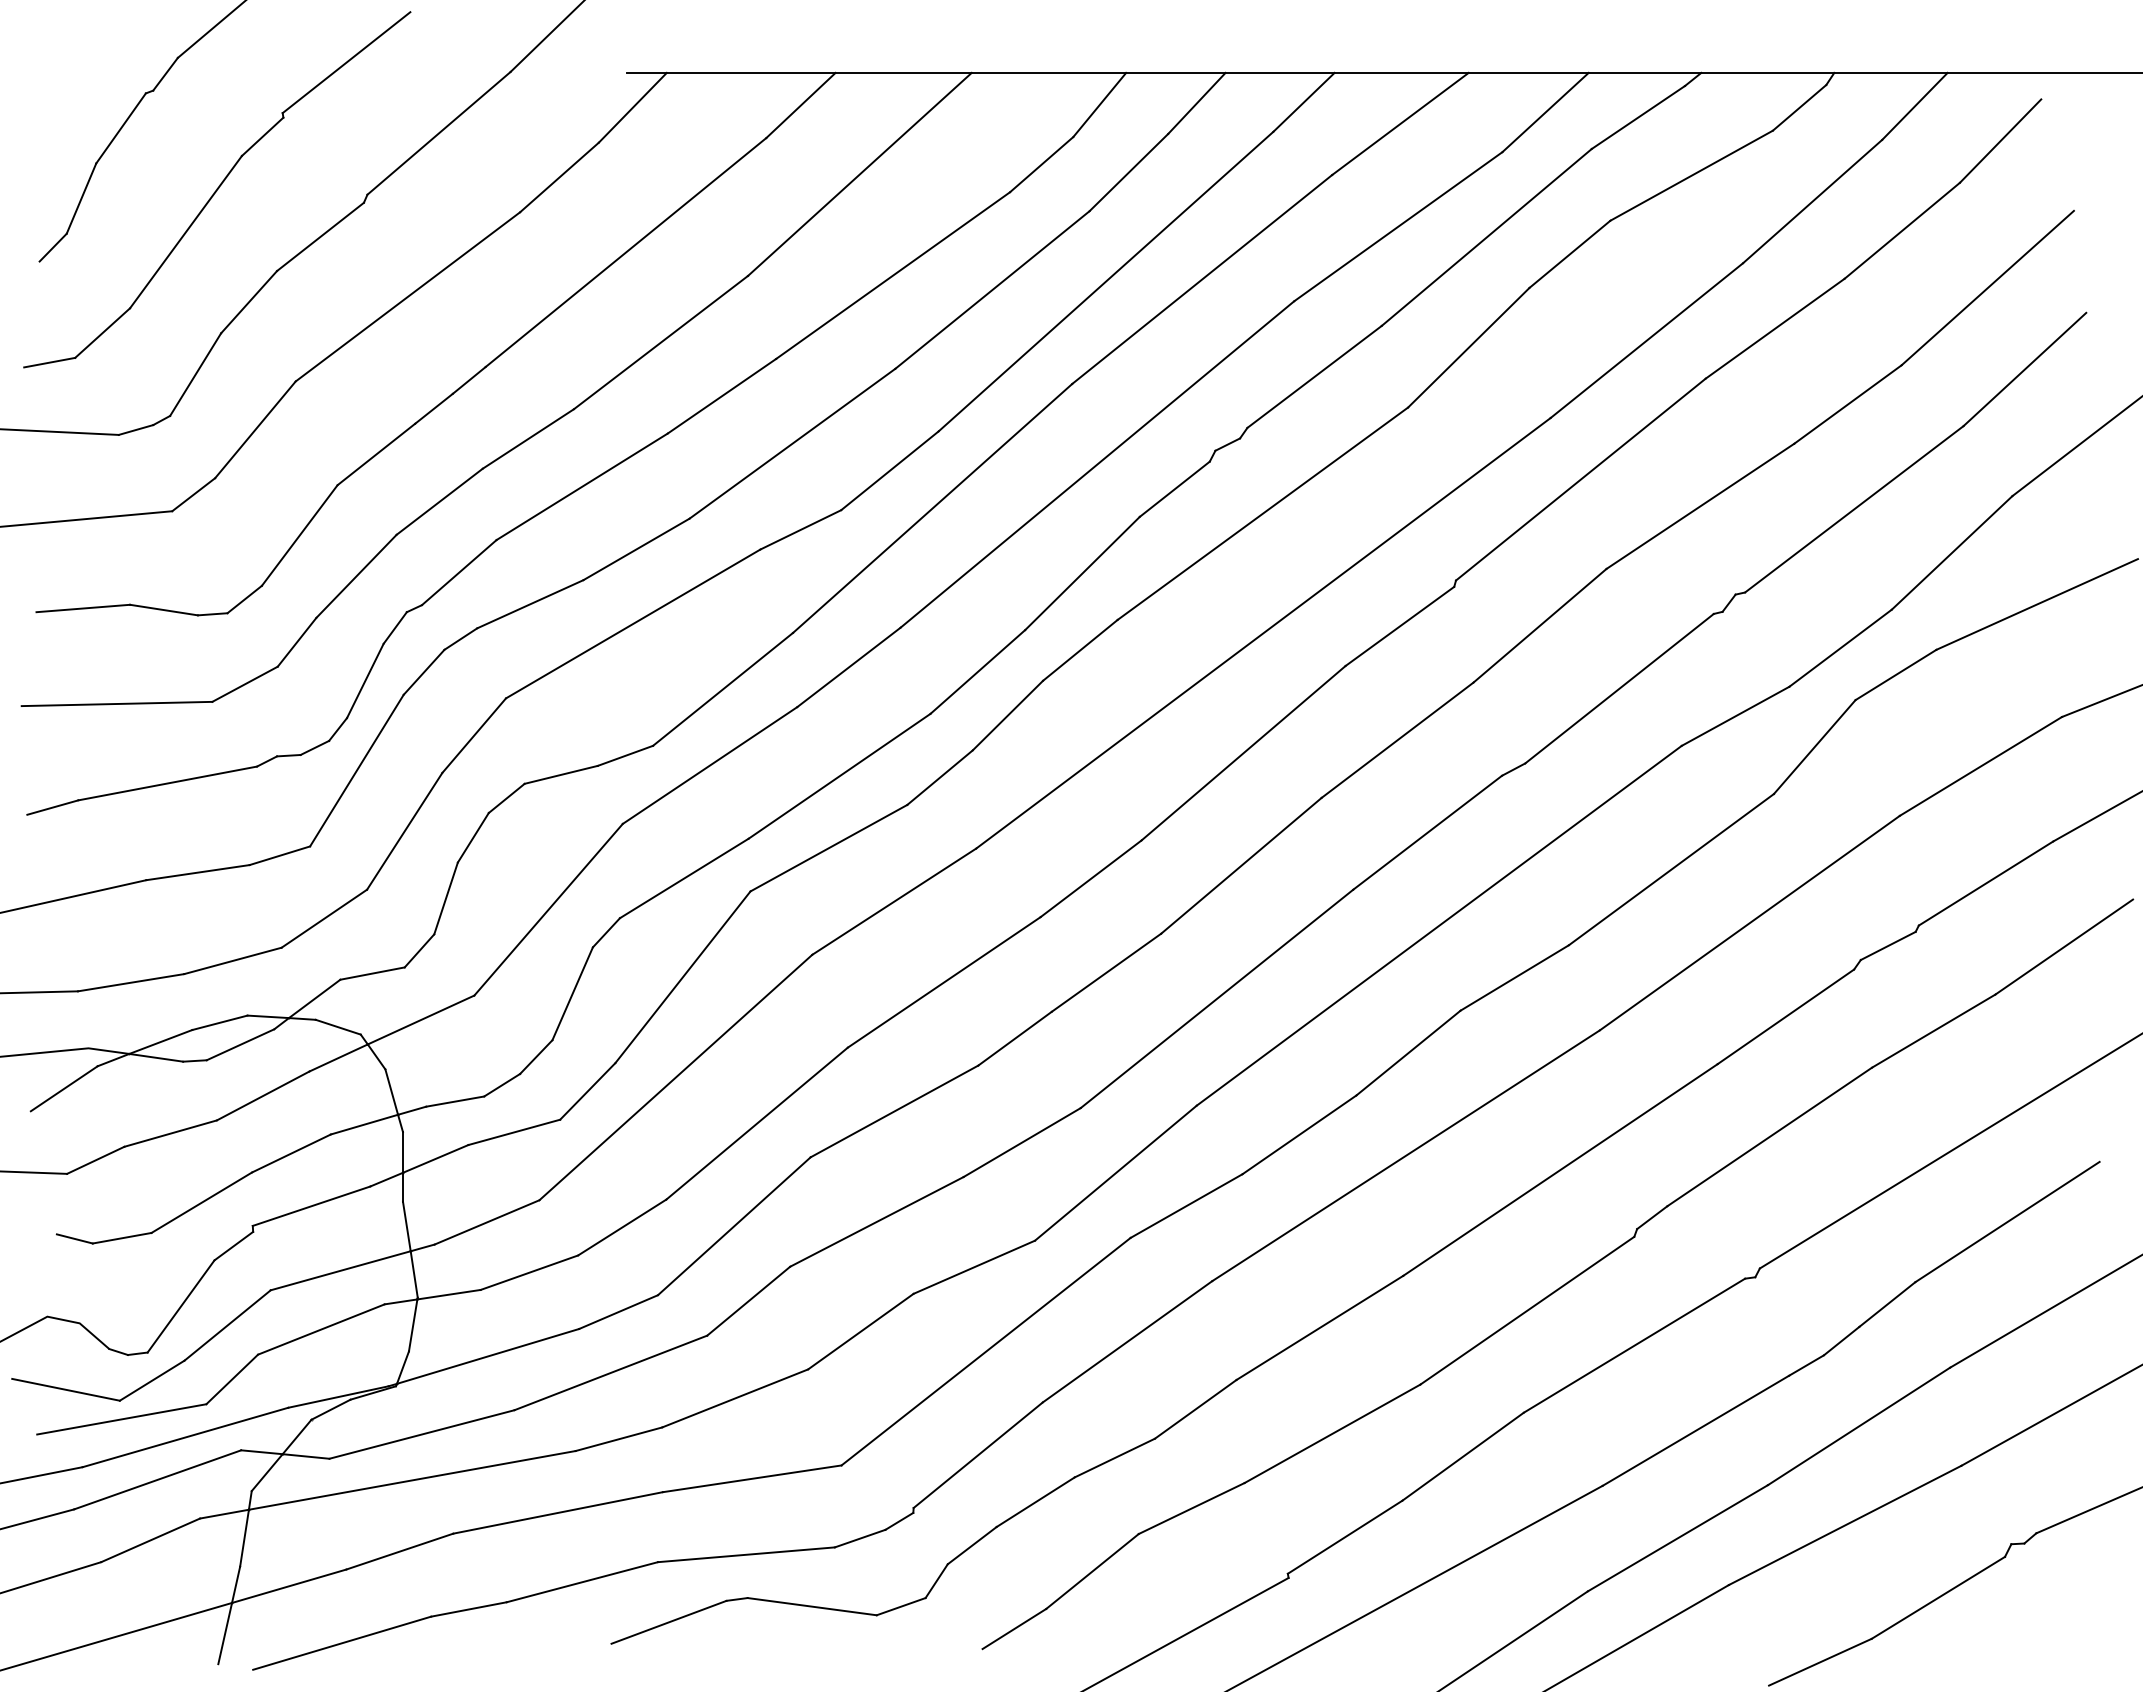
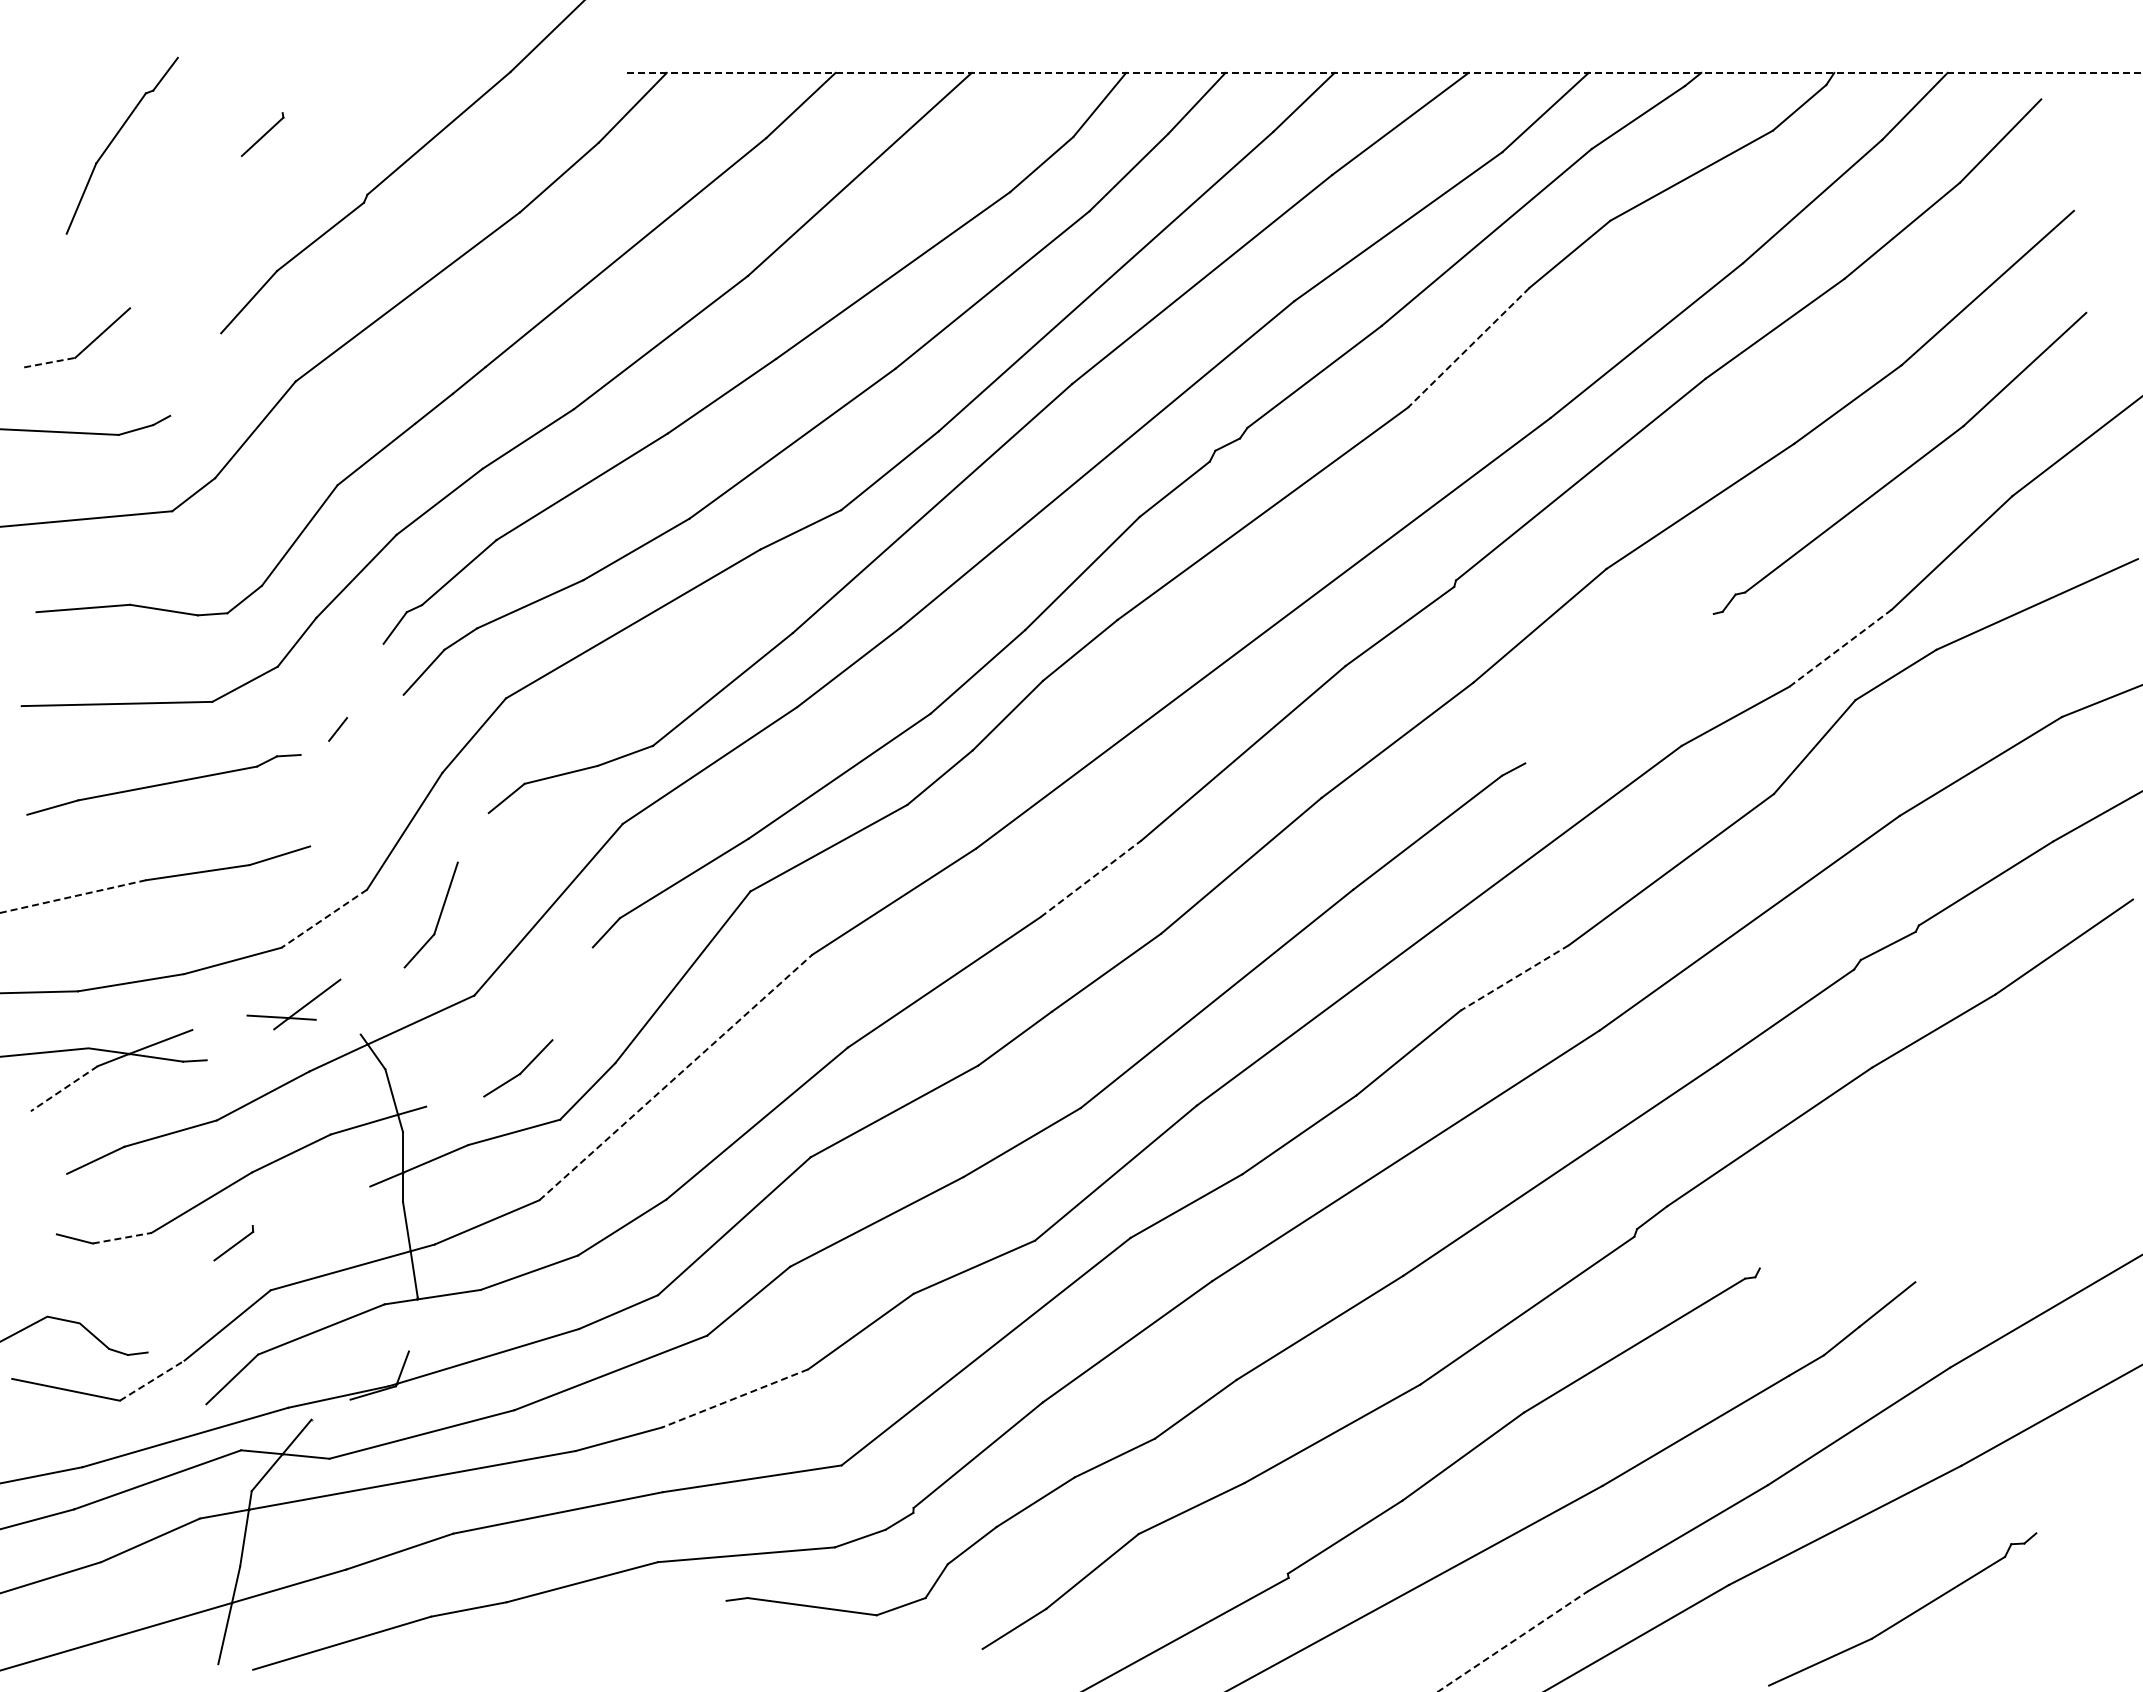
line: present -> none (210, 29)
line: present -> none (346, 62)
line: solid -> dashed (1384, 72)
line: present -> none (185, 232)
line: present -> none (52, 247)
line: solid -> dashed (1468, 348)
line: solid -> dashed (49, 362)
line: present -> none (195, 374)
line: solid -> dashed (1840, 648)
line: present -> none (365, 680)
line: present -> none (1619, 688)
line: present -> none (314, 747)
line: present -> none (356, 770)
line: present -> none (472, 837)
line: solid -> dashed (1091, 878)
line: solid -> dashed (73, 896)
line: solid -> dashed (324, 918)
line: present -> none (372, 973)
line: solid -> dashed (1514, 978)
line: present -> none (572, 993)
line: present -> none (219, 1022)
line: present -> none (337, 1026)
line: present -> none (240, 1044)
line: solid -> dashed (675, 1077)
line: solid -> dashed (63, 1089)
line: present -> none (455, 1101)
line: present -> none (1949, 1151)
line: present -> none (34, 1172)
line: present -> none (311, 1205)
line: present -> none (2007, 1221)
line: solid -> dashed (122, 1238)
line: present -> none (180, 1306)
line: present -> none (412, 1325)
line: solid -> dashed (152, 1380)
line: solid -> dashed (735, 1398)
line: present -> none (330, 1409)
line: present -> none (121, 1419)
line: present -> none (2087, 1510)
line: present -> none (668, 1621)
line: solid -> dashed (1513, 1641)
